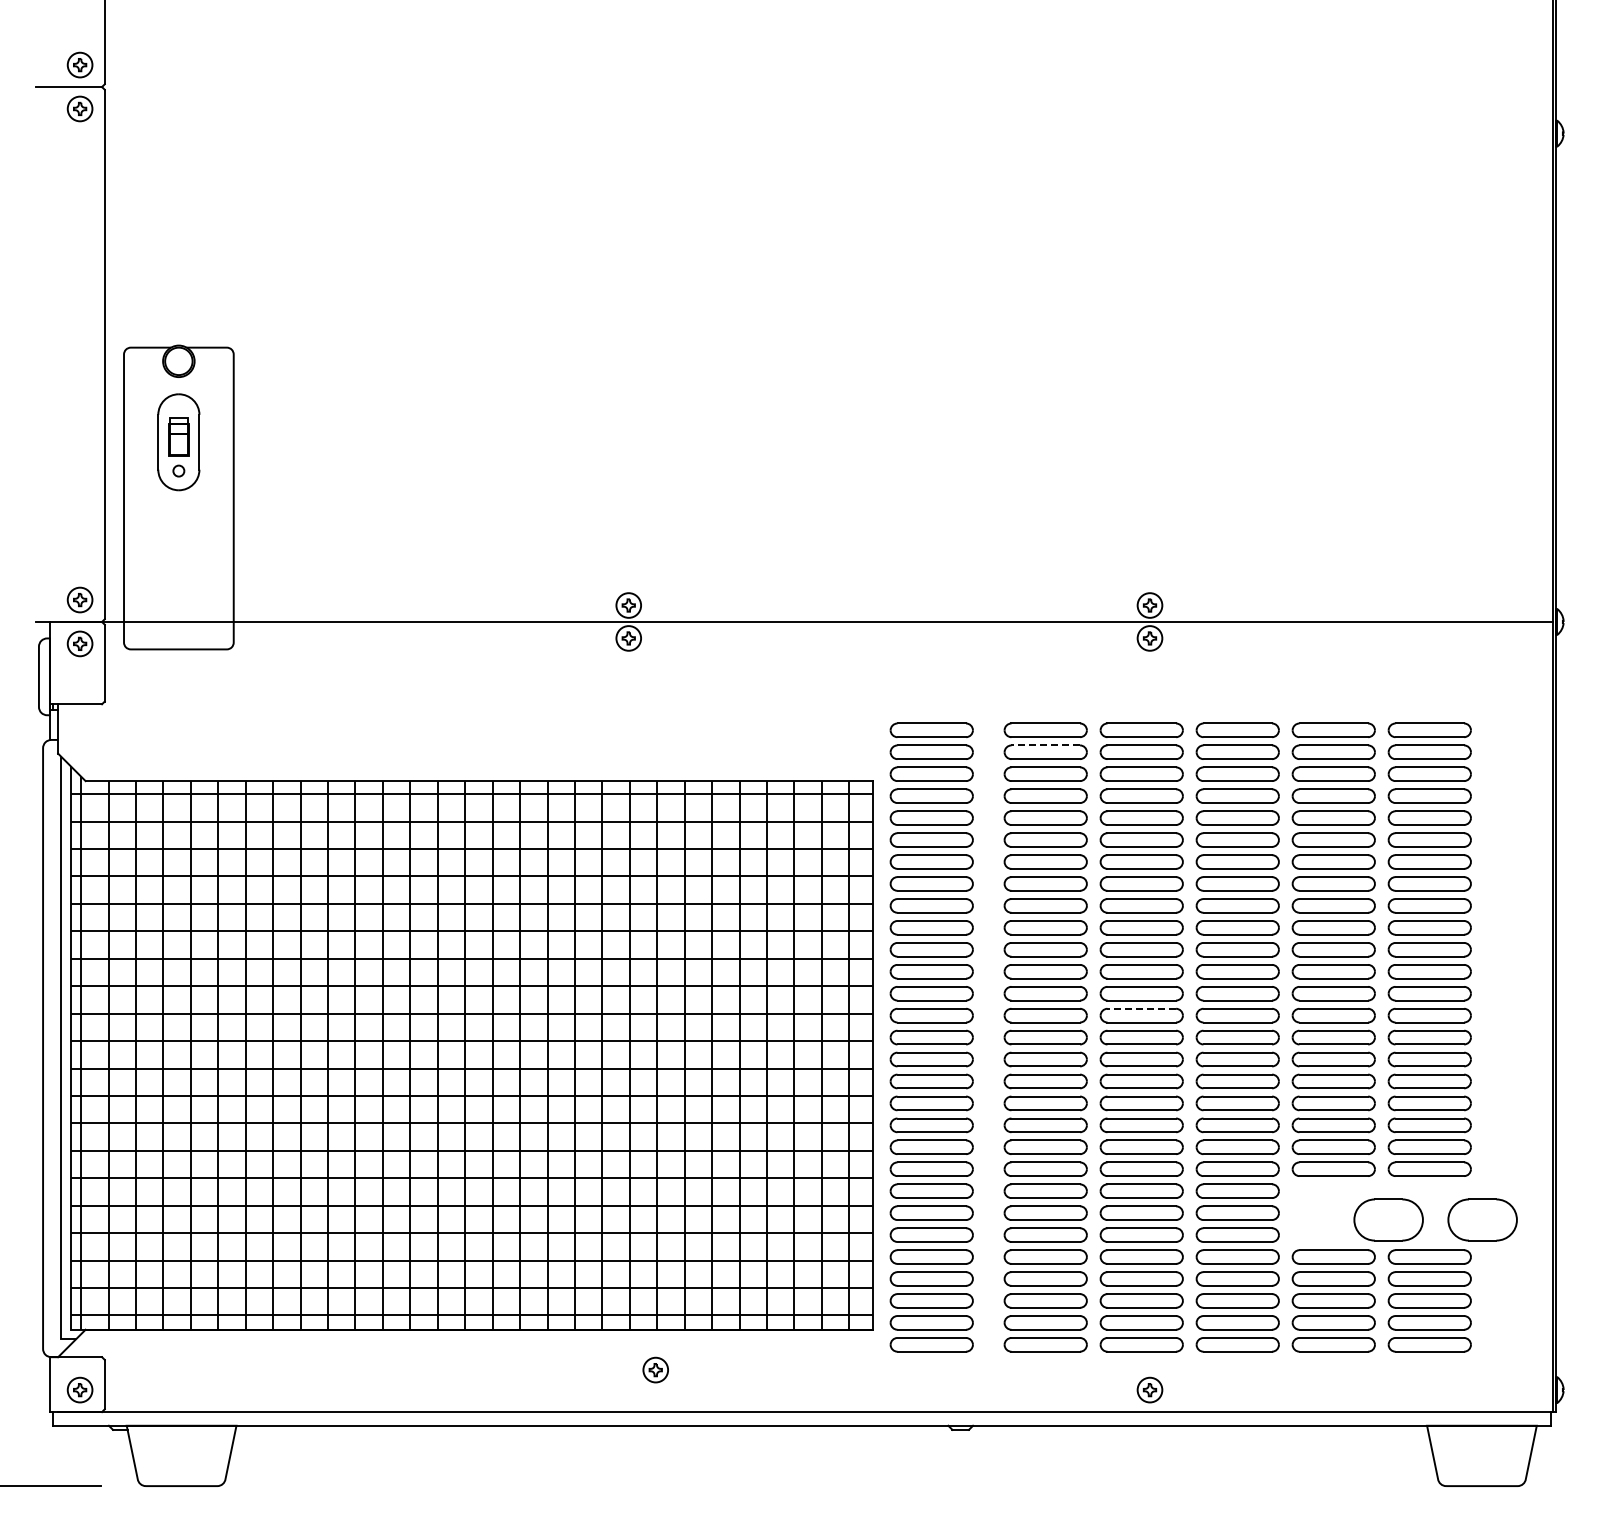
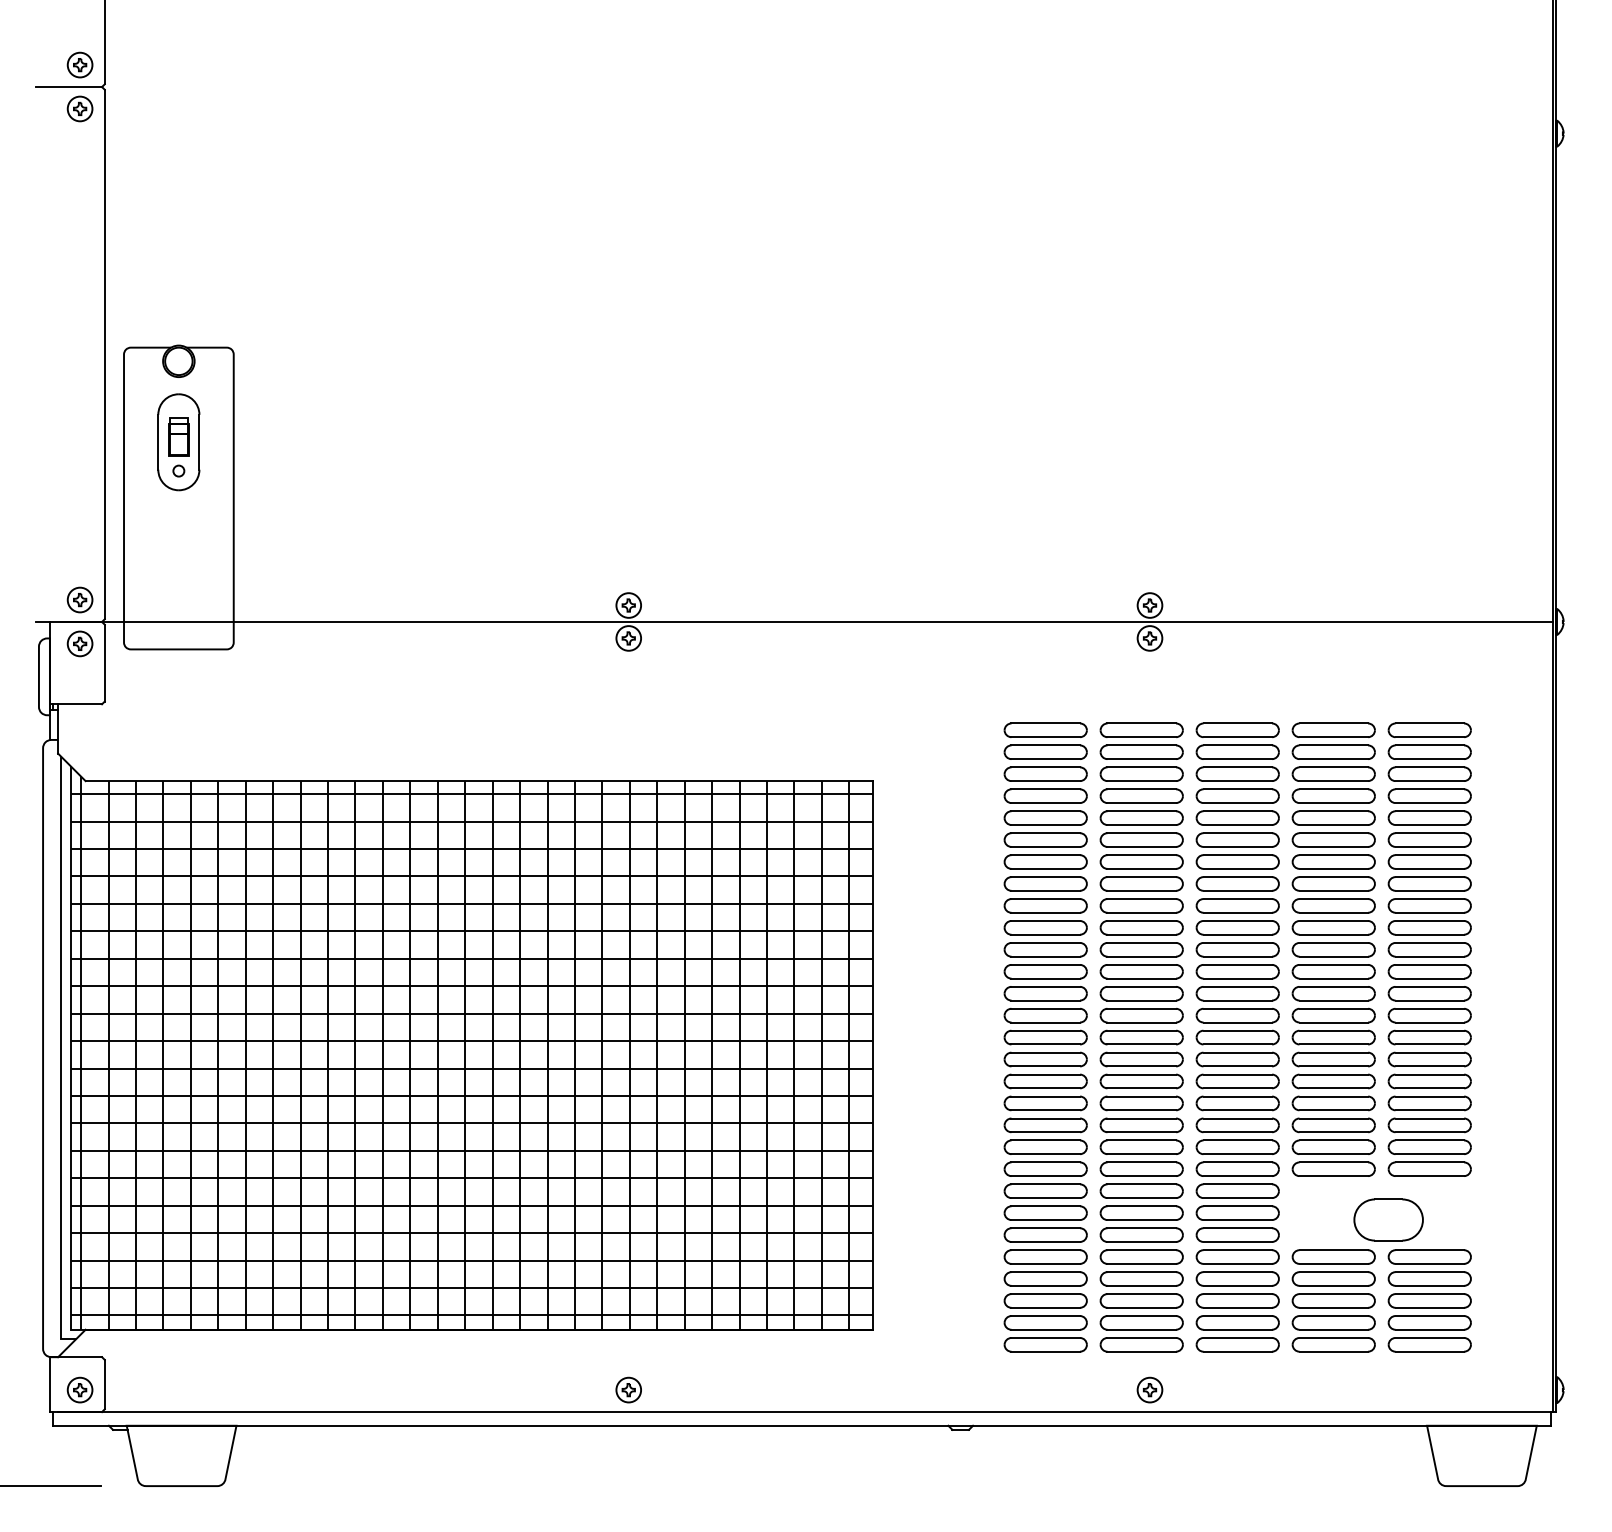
line: dashed -> solid (1045, 745)
line: dashed -> solid (1141, 1008)
part: present -> none (931, 1037)
part: present -> none (1482, 1219)
part position: (655, 1369) -> (628, 1389) (628, 1389)
